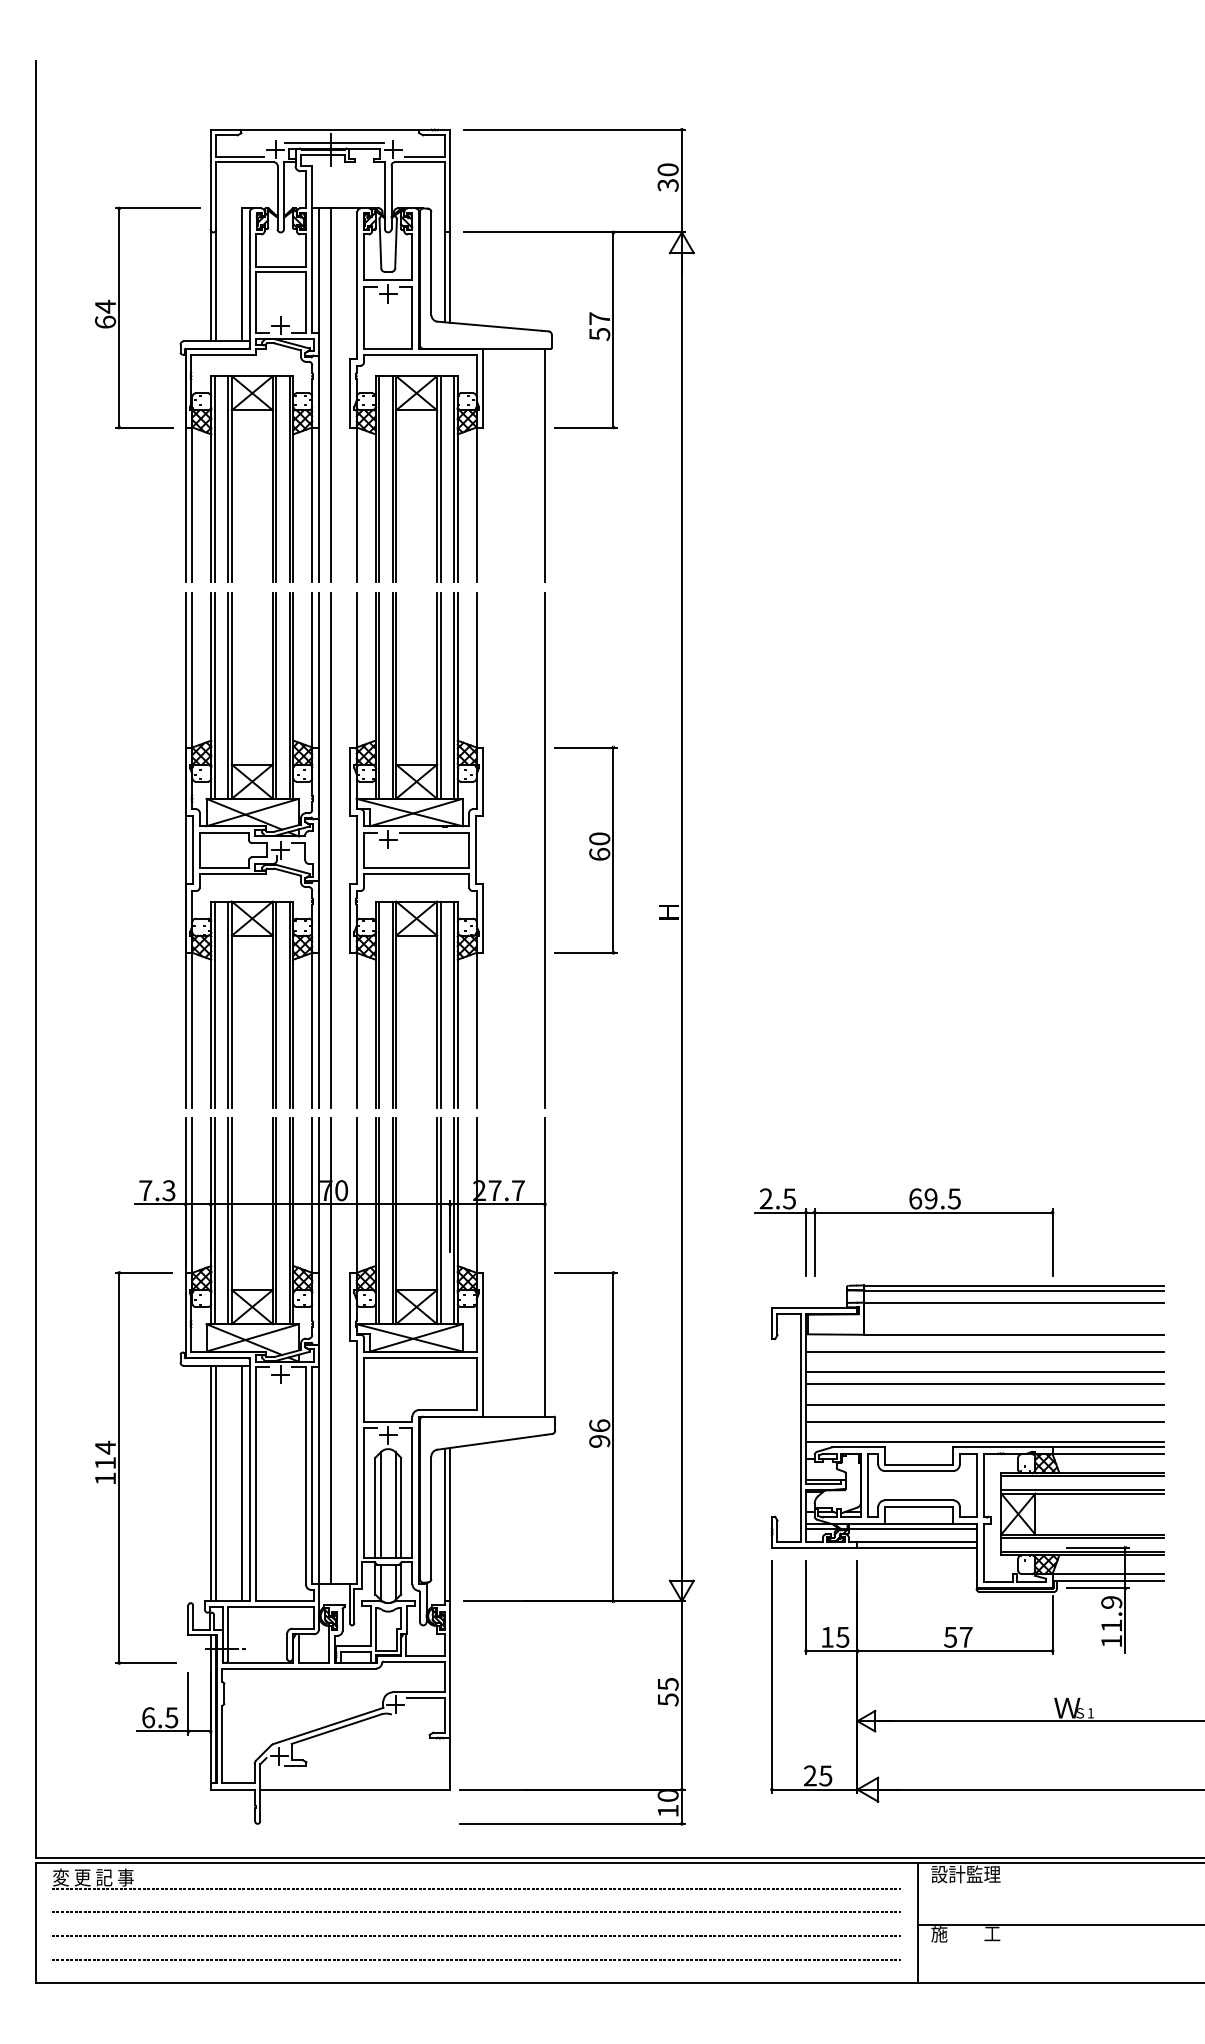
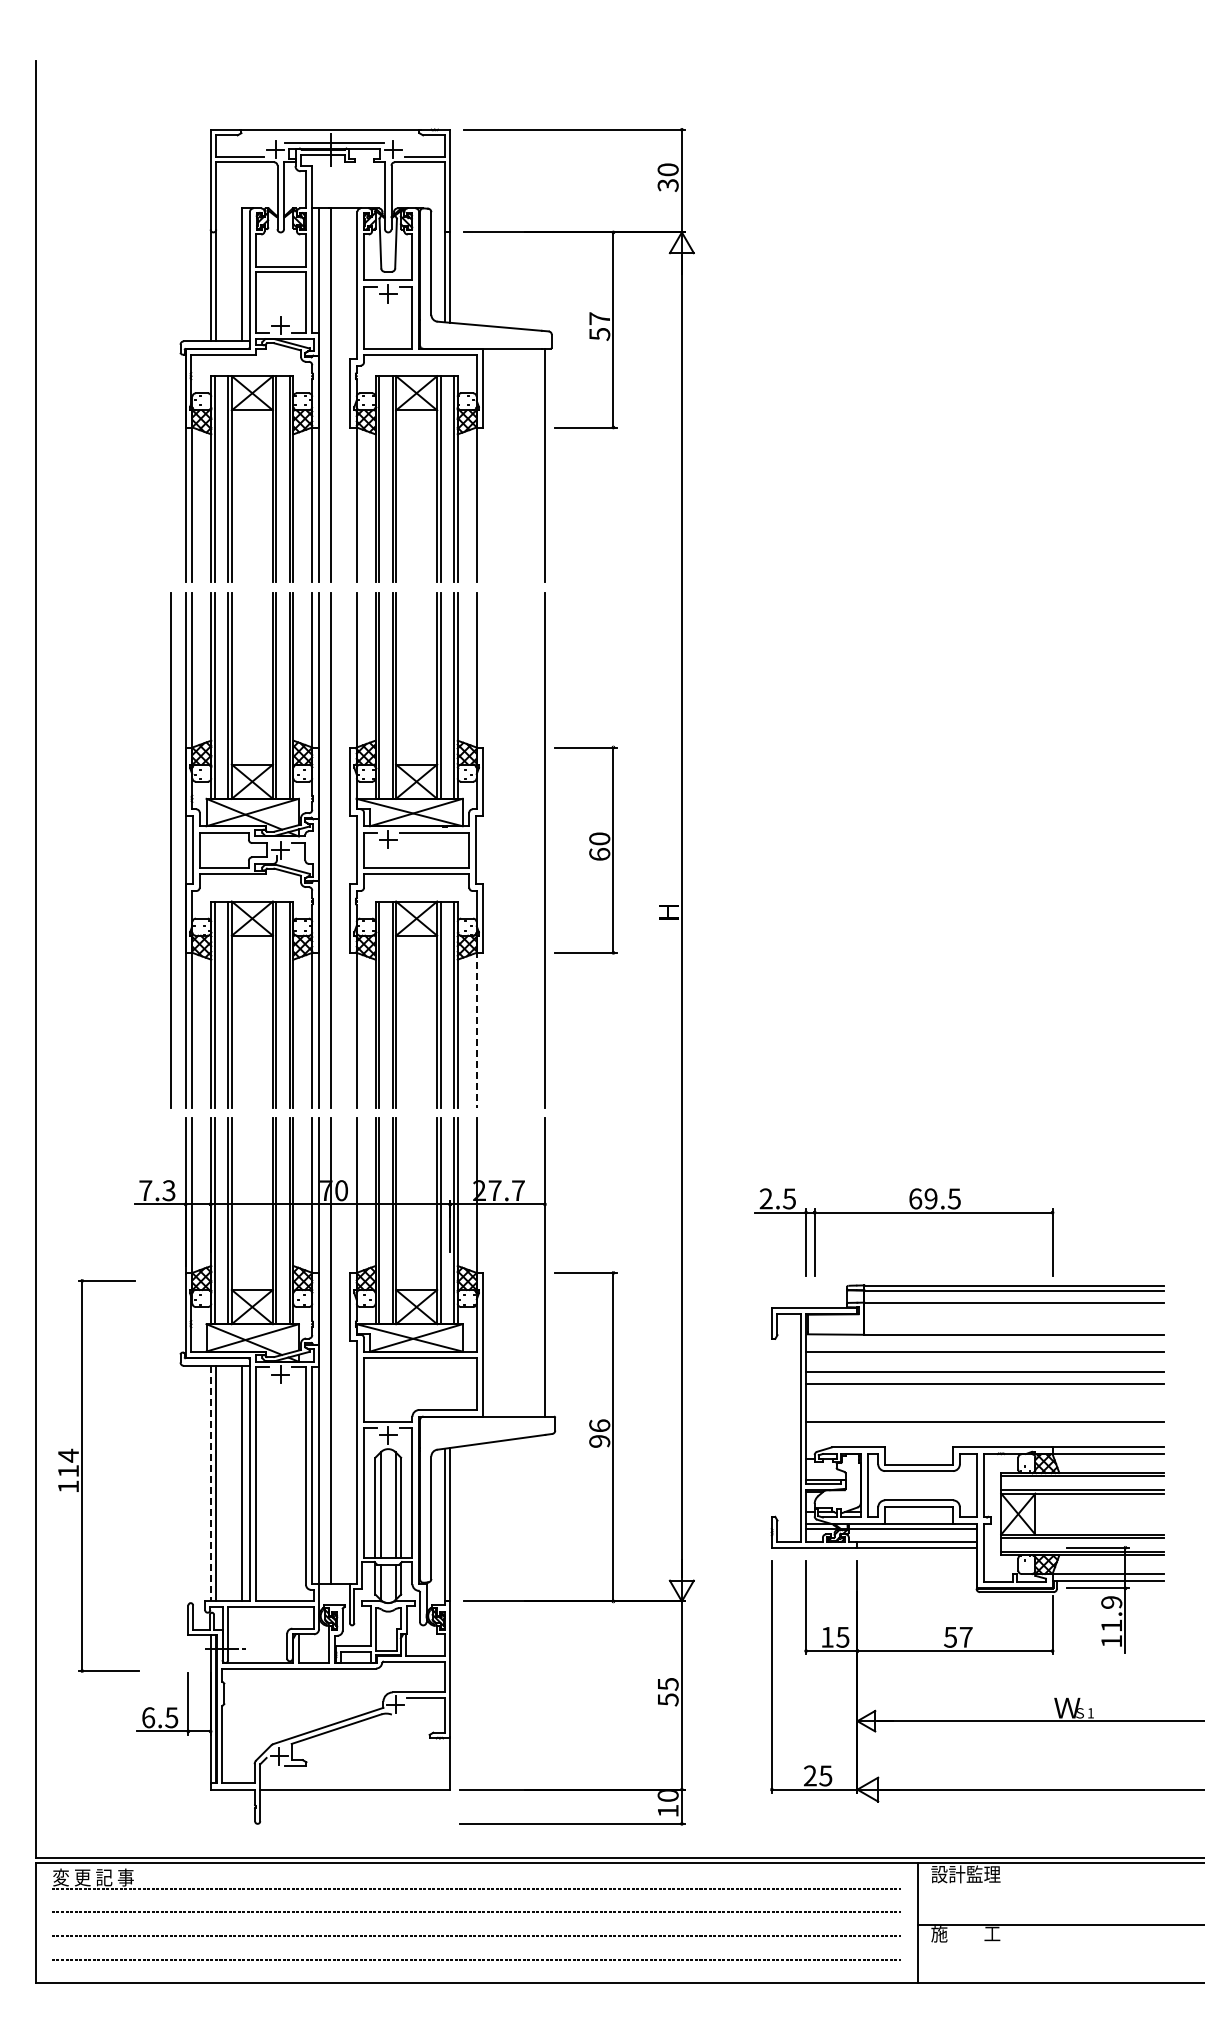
part: present -> none (119, 317)
line: none -> present (170, 850)
line: solid -> dashed (476, 1029)
line: present -> none (984, 1404)
line: present -> none (984, 1442)
part position: (119, 1467) -> (82, 1475) (82, 1475)
line: solid -> dashed (210, 1483)
